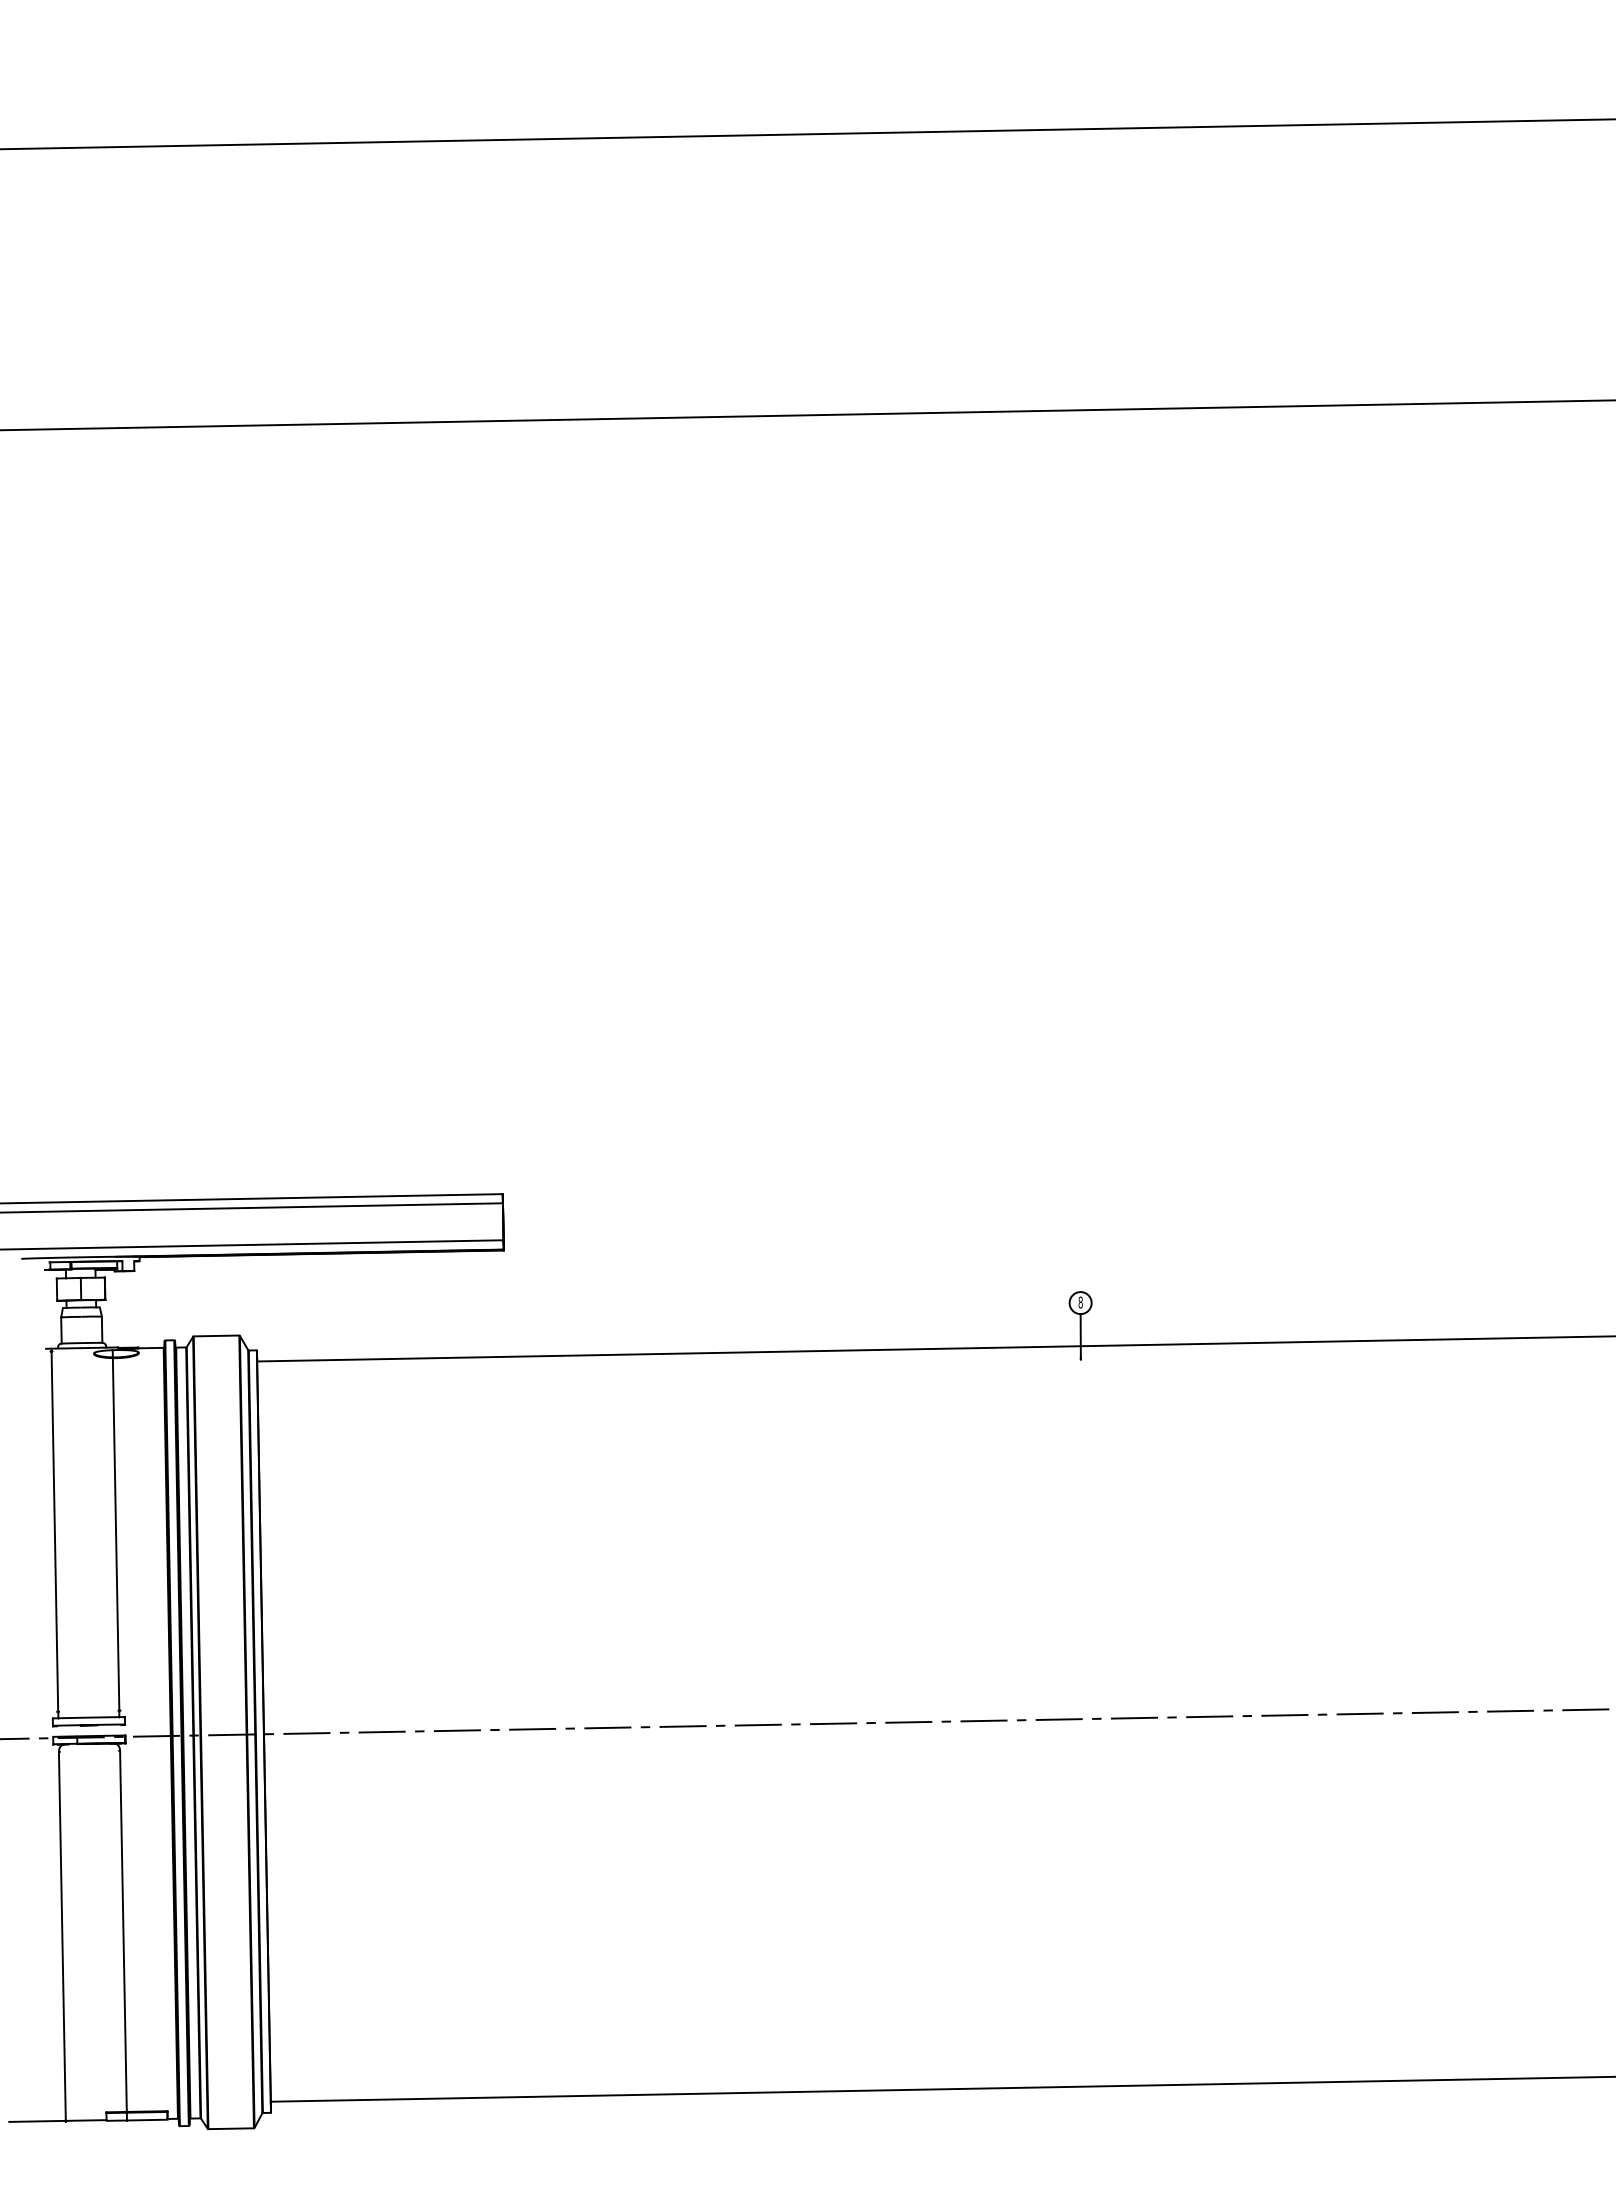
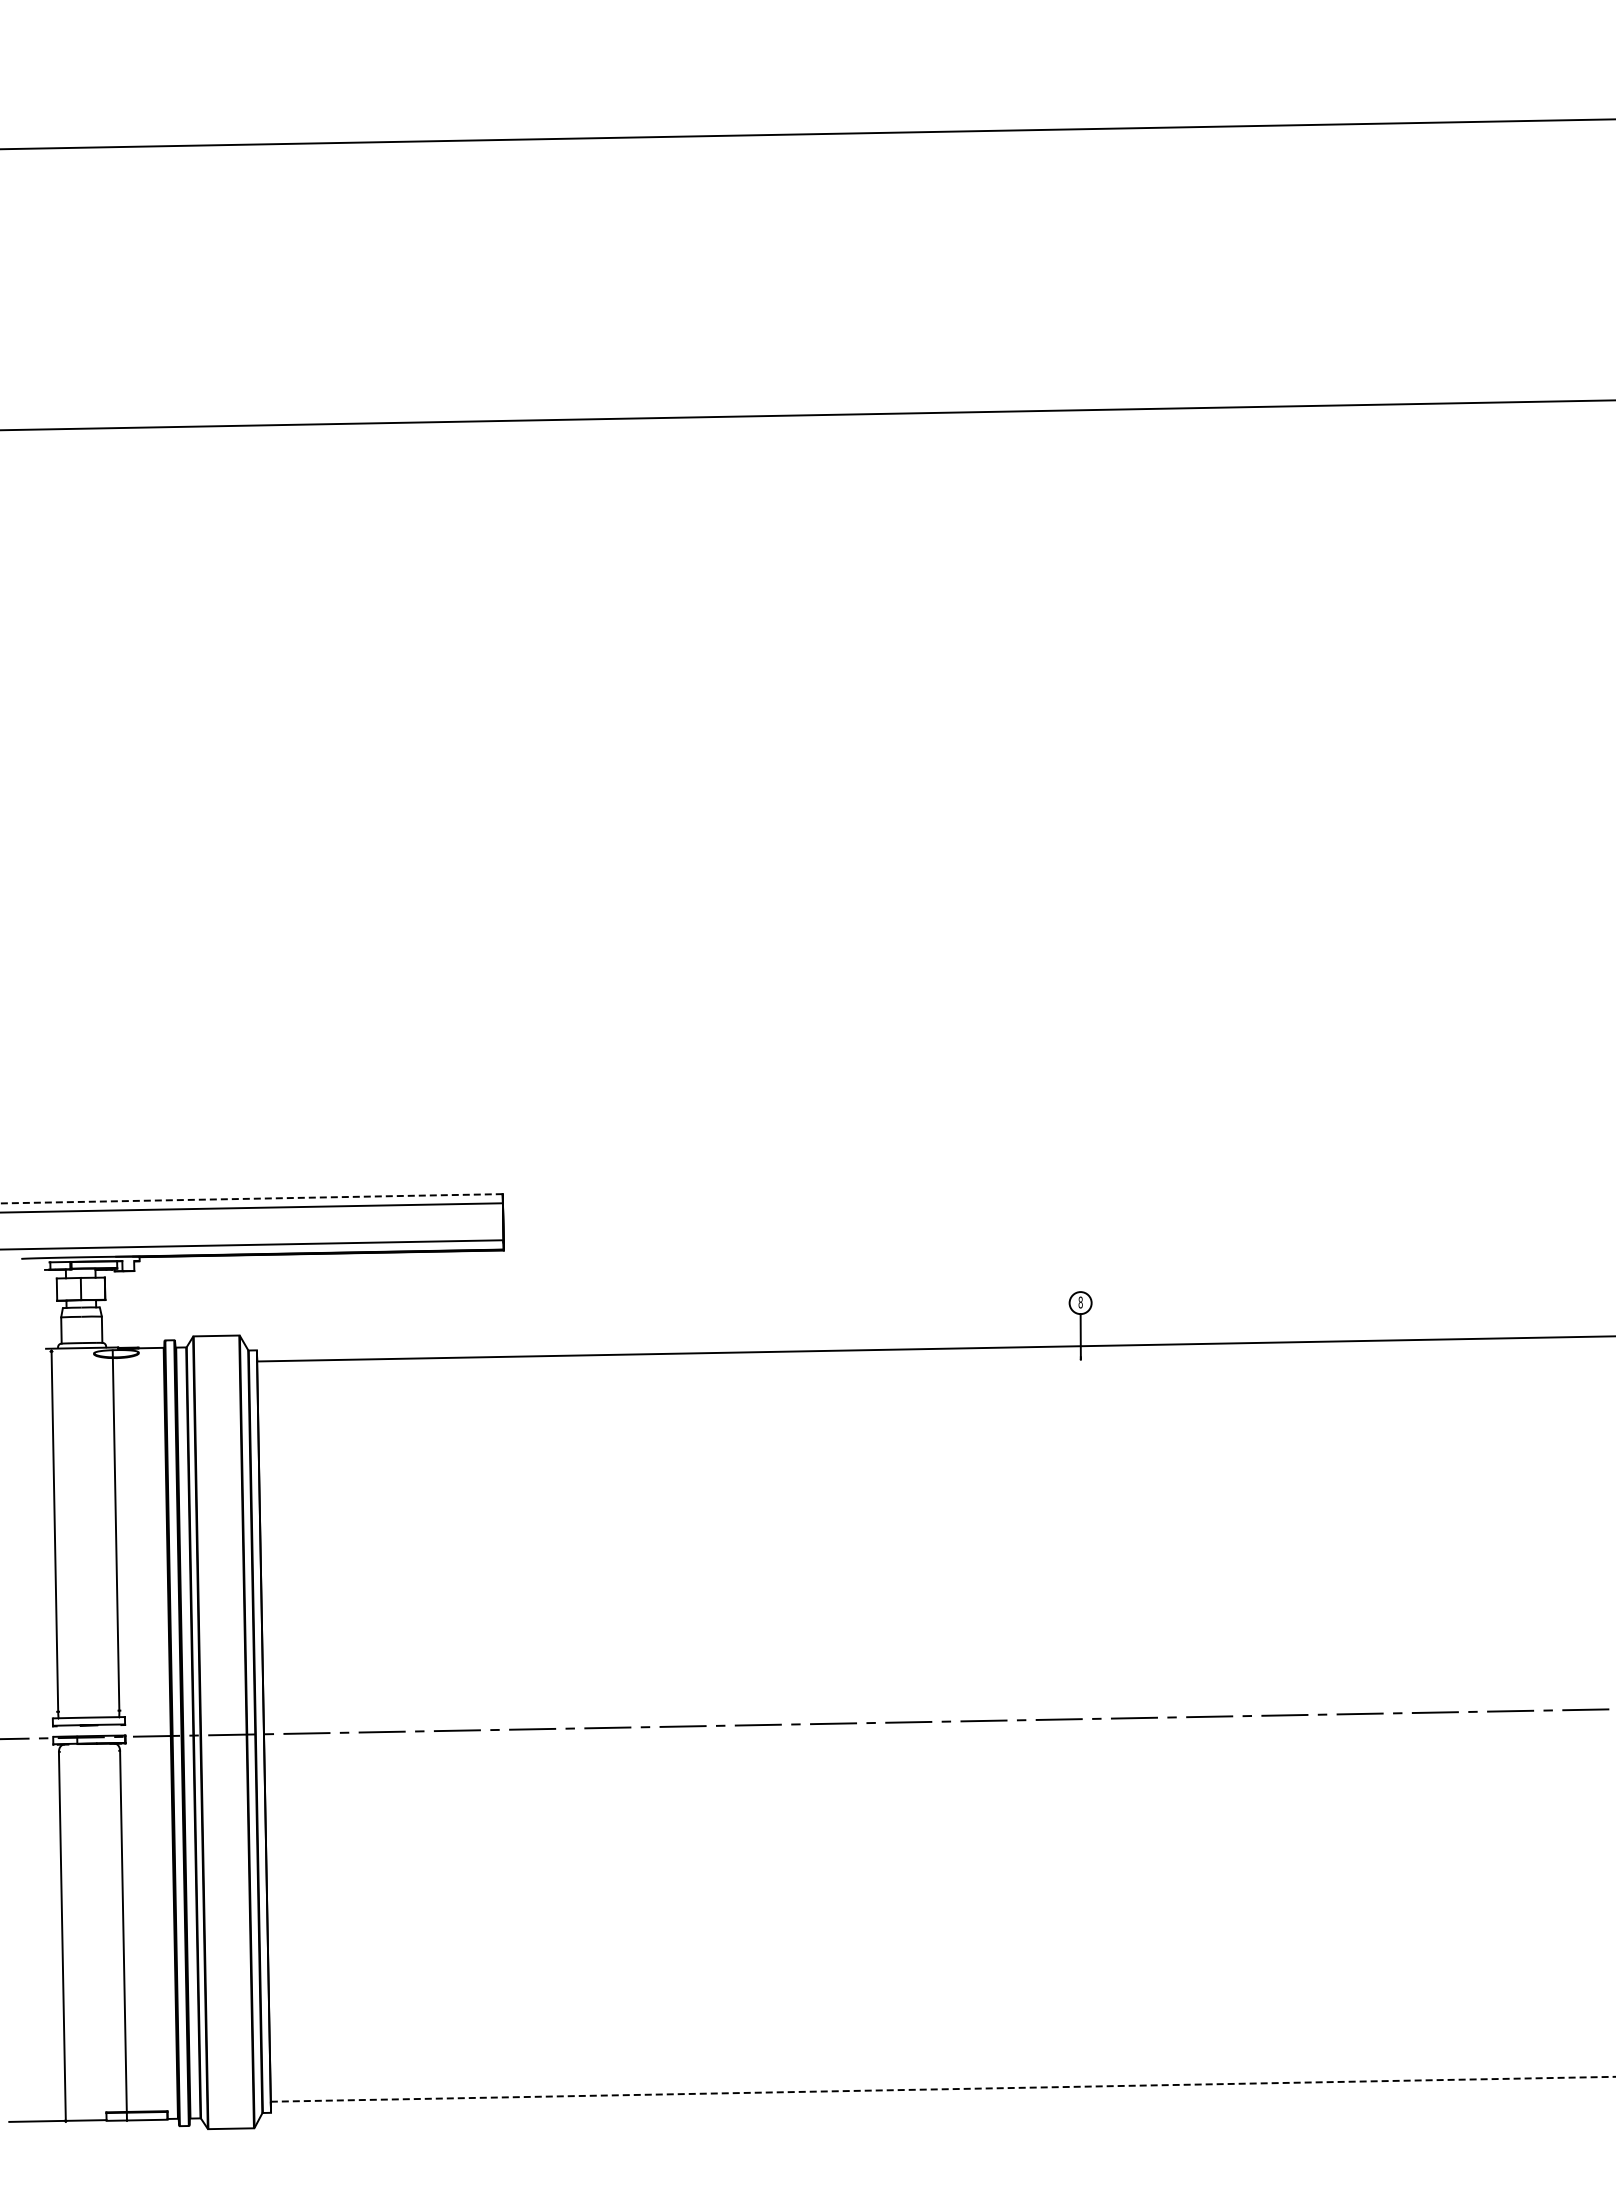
line: solid -> dashed (251, 1198)
line: solid -> dashed (943, 2089)
